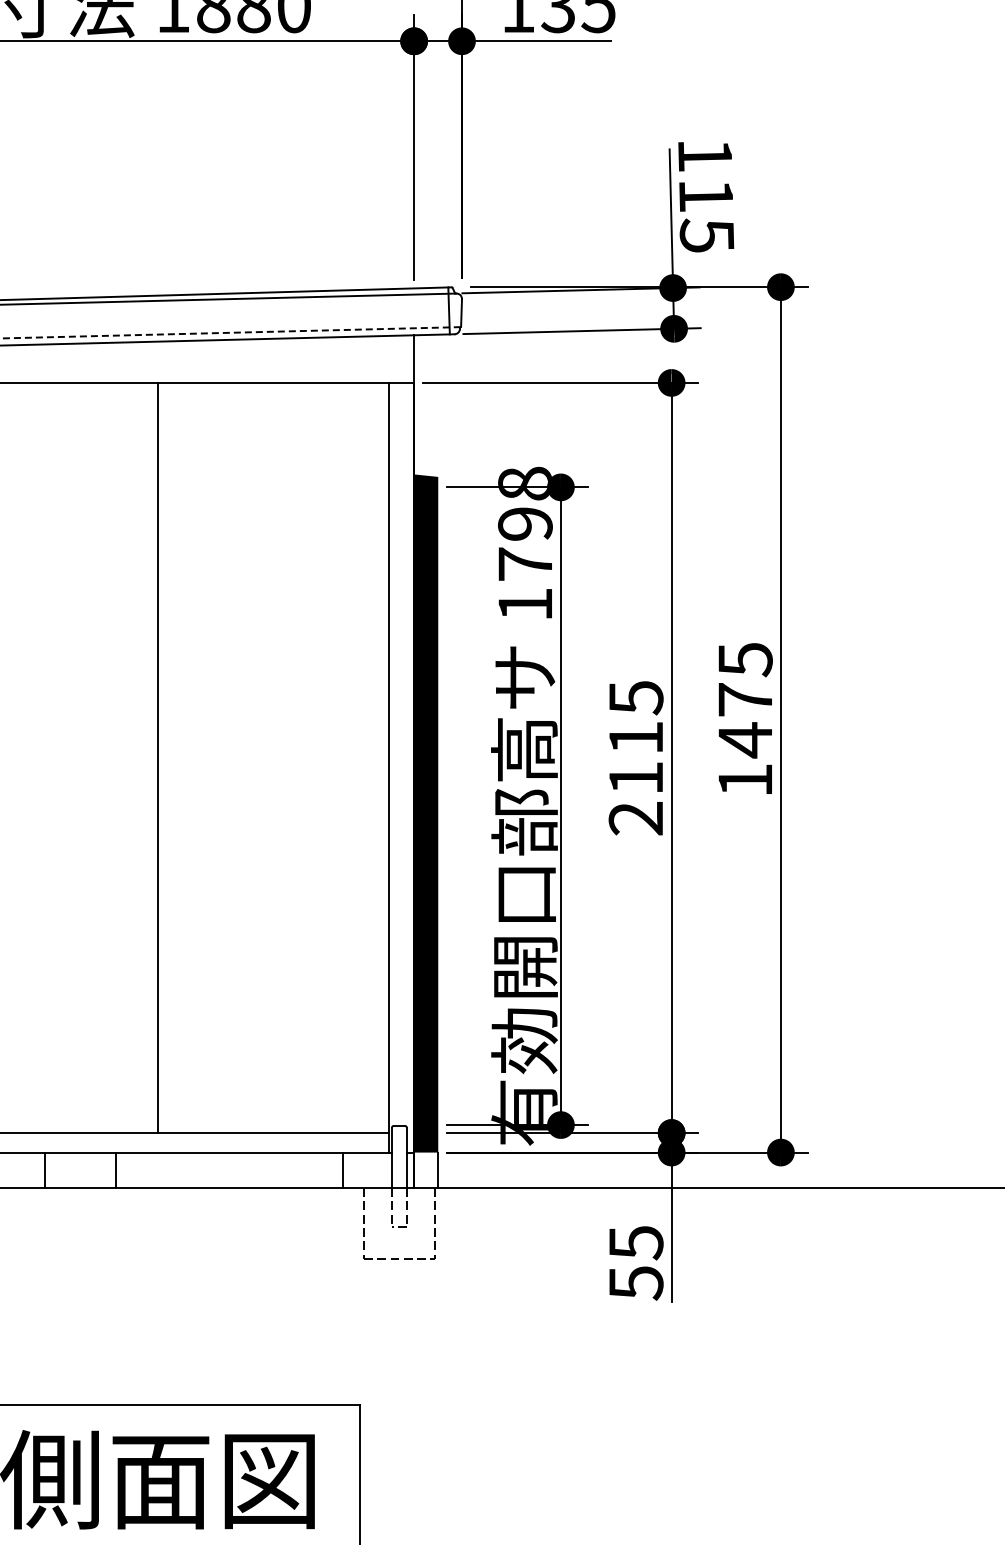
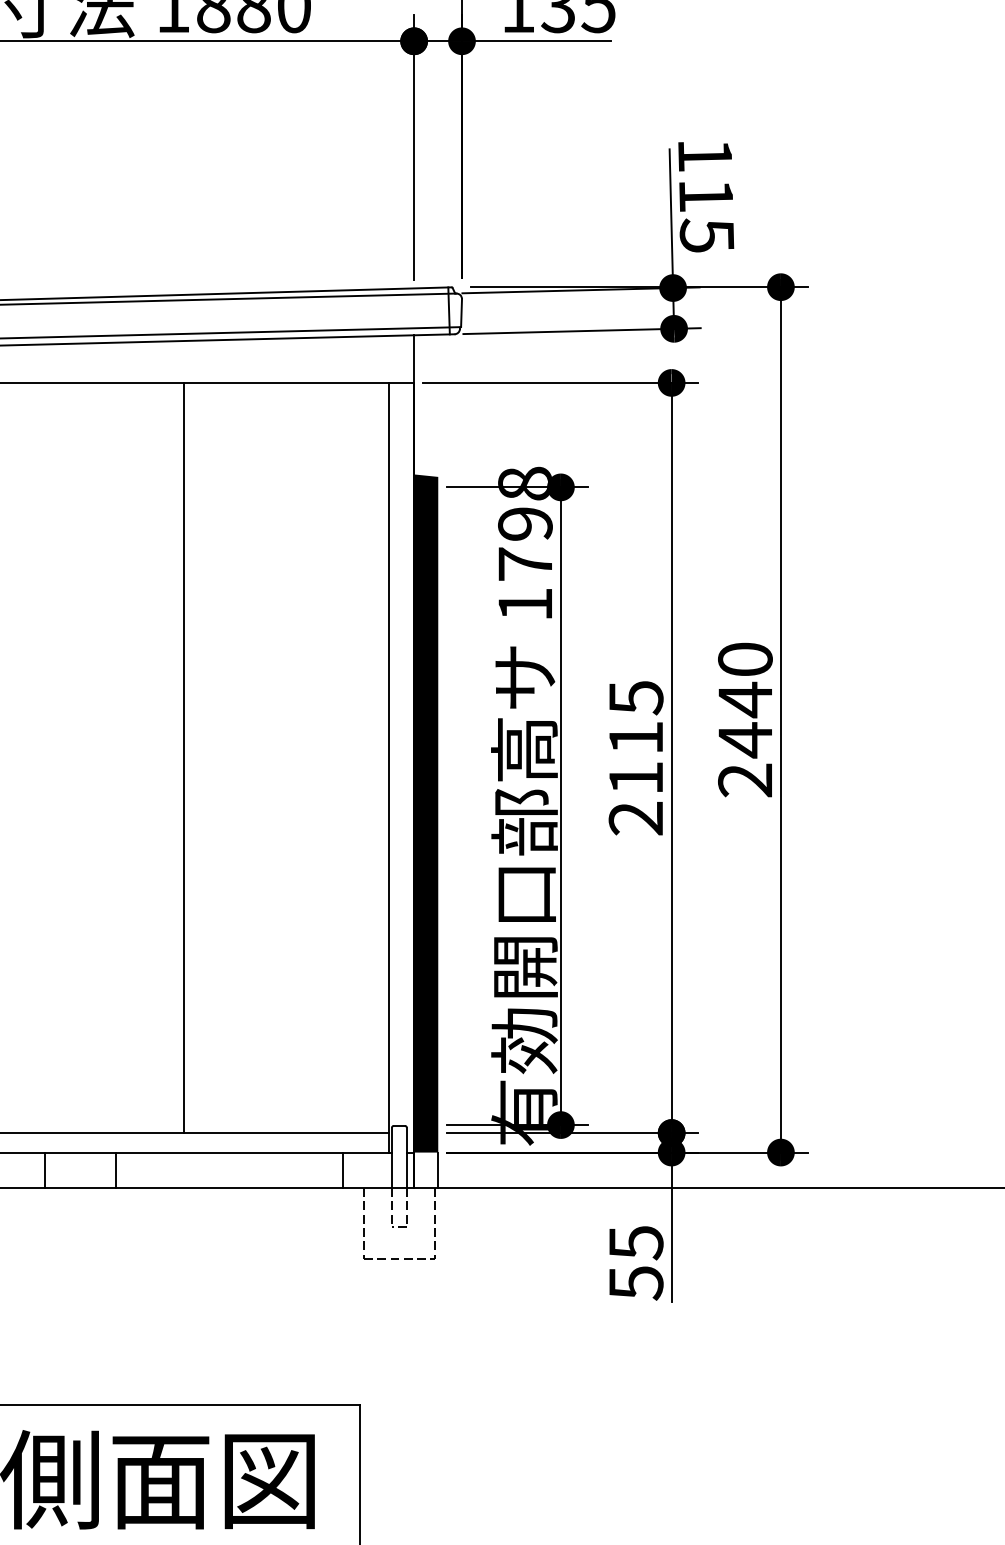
line: dashed -> solid (230, 332)
text: 1475 -> 2440 (745, 719)
line position: (157, 757) -> (183, 757) (183, 757)
